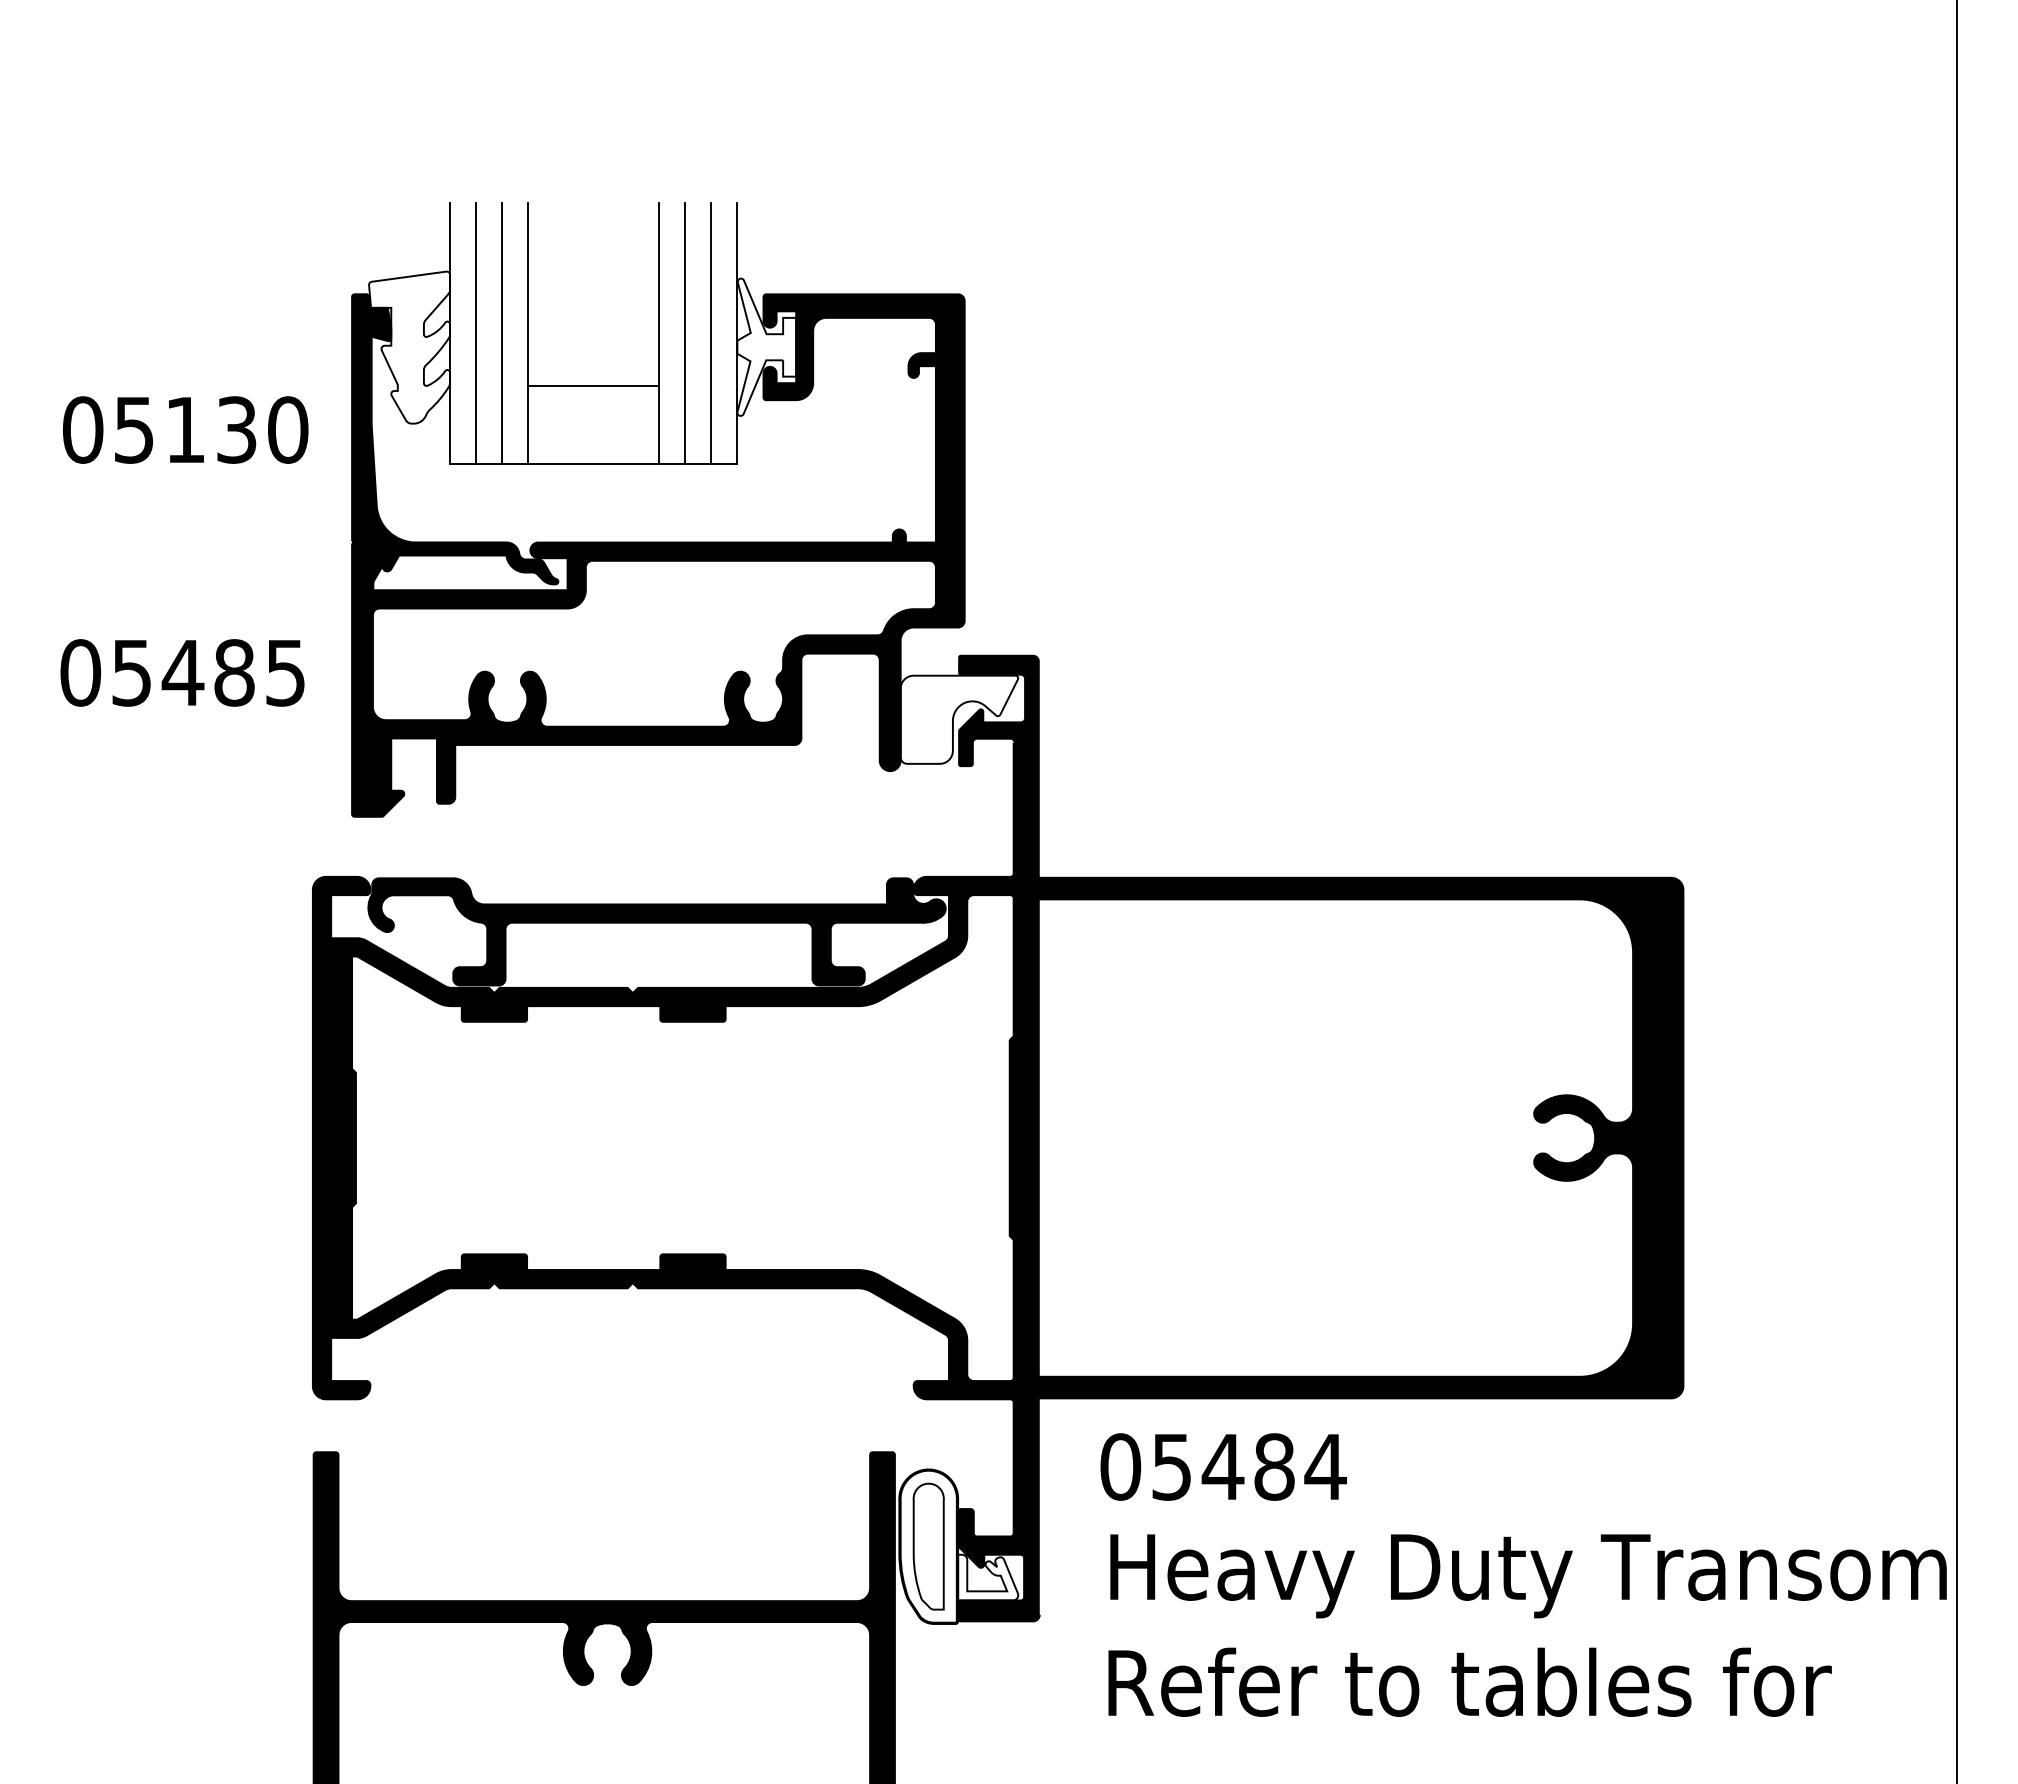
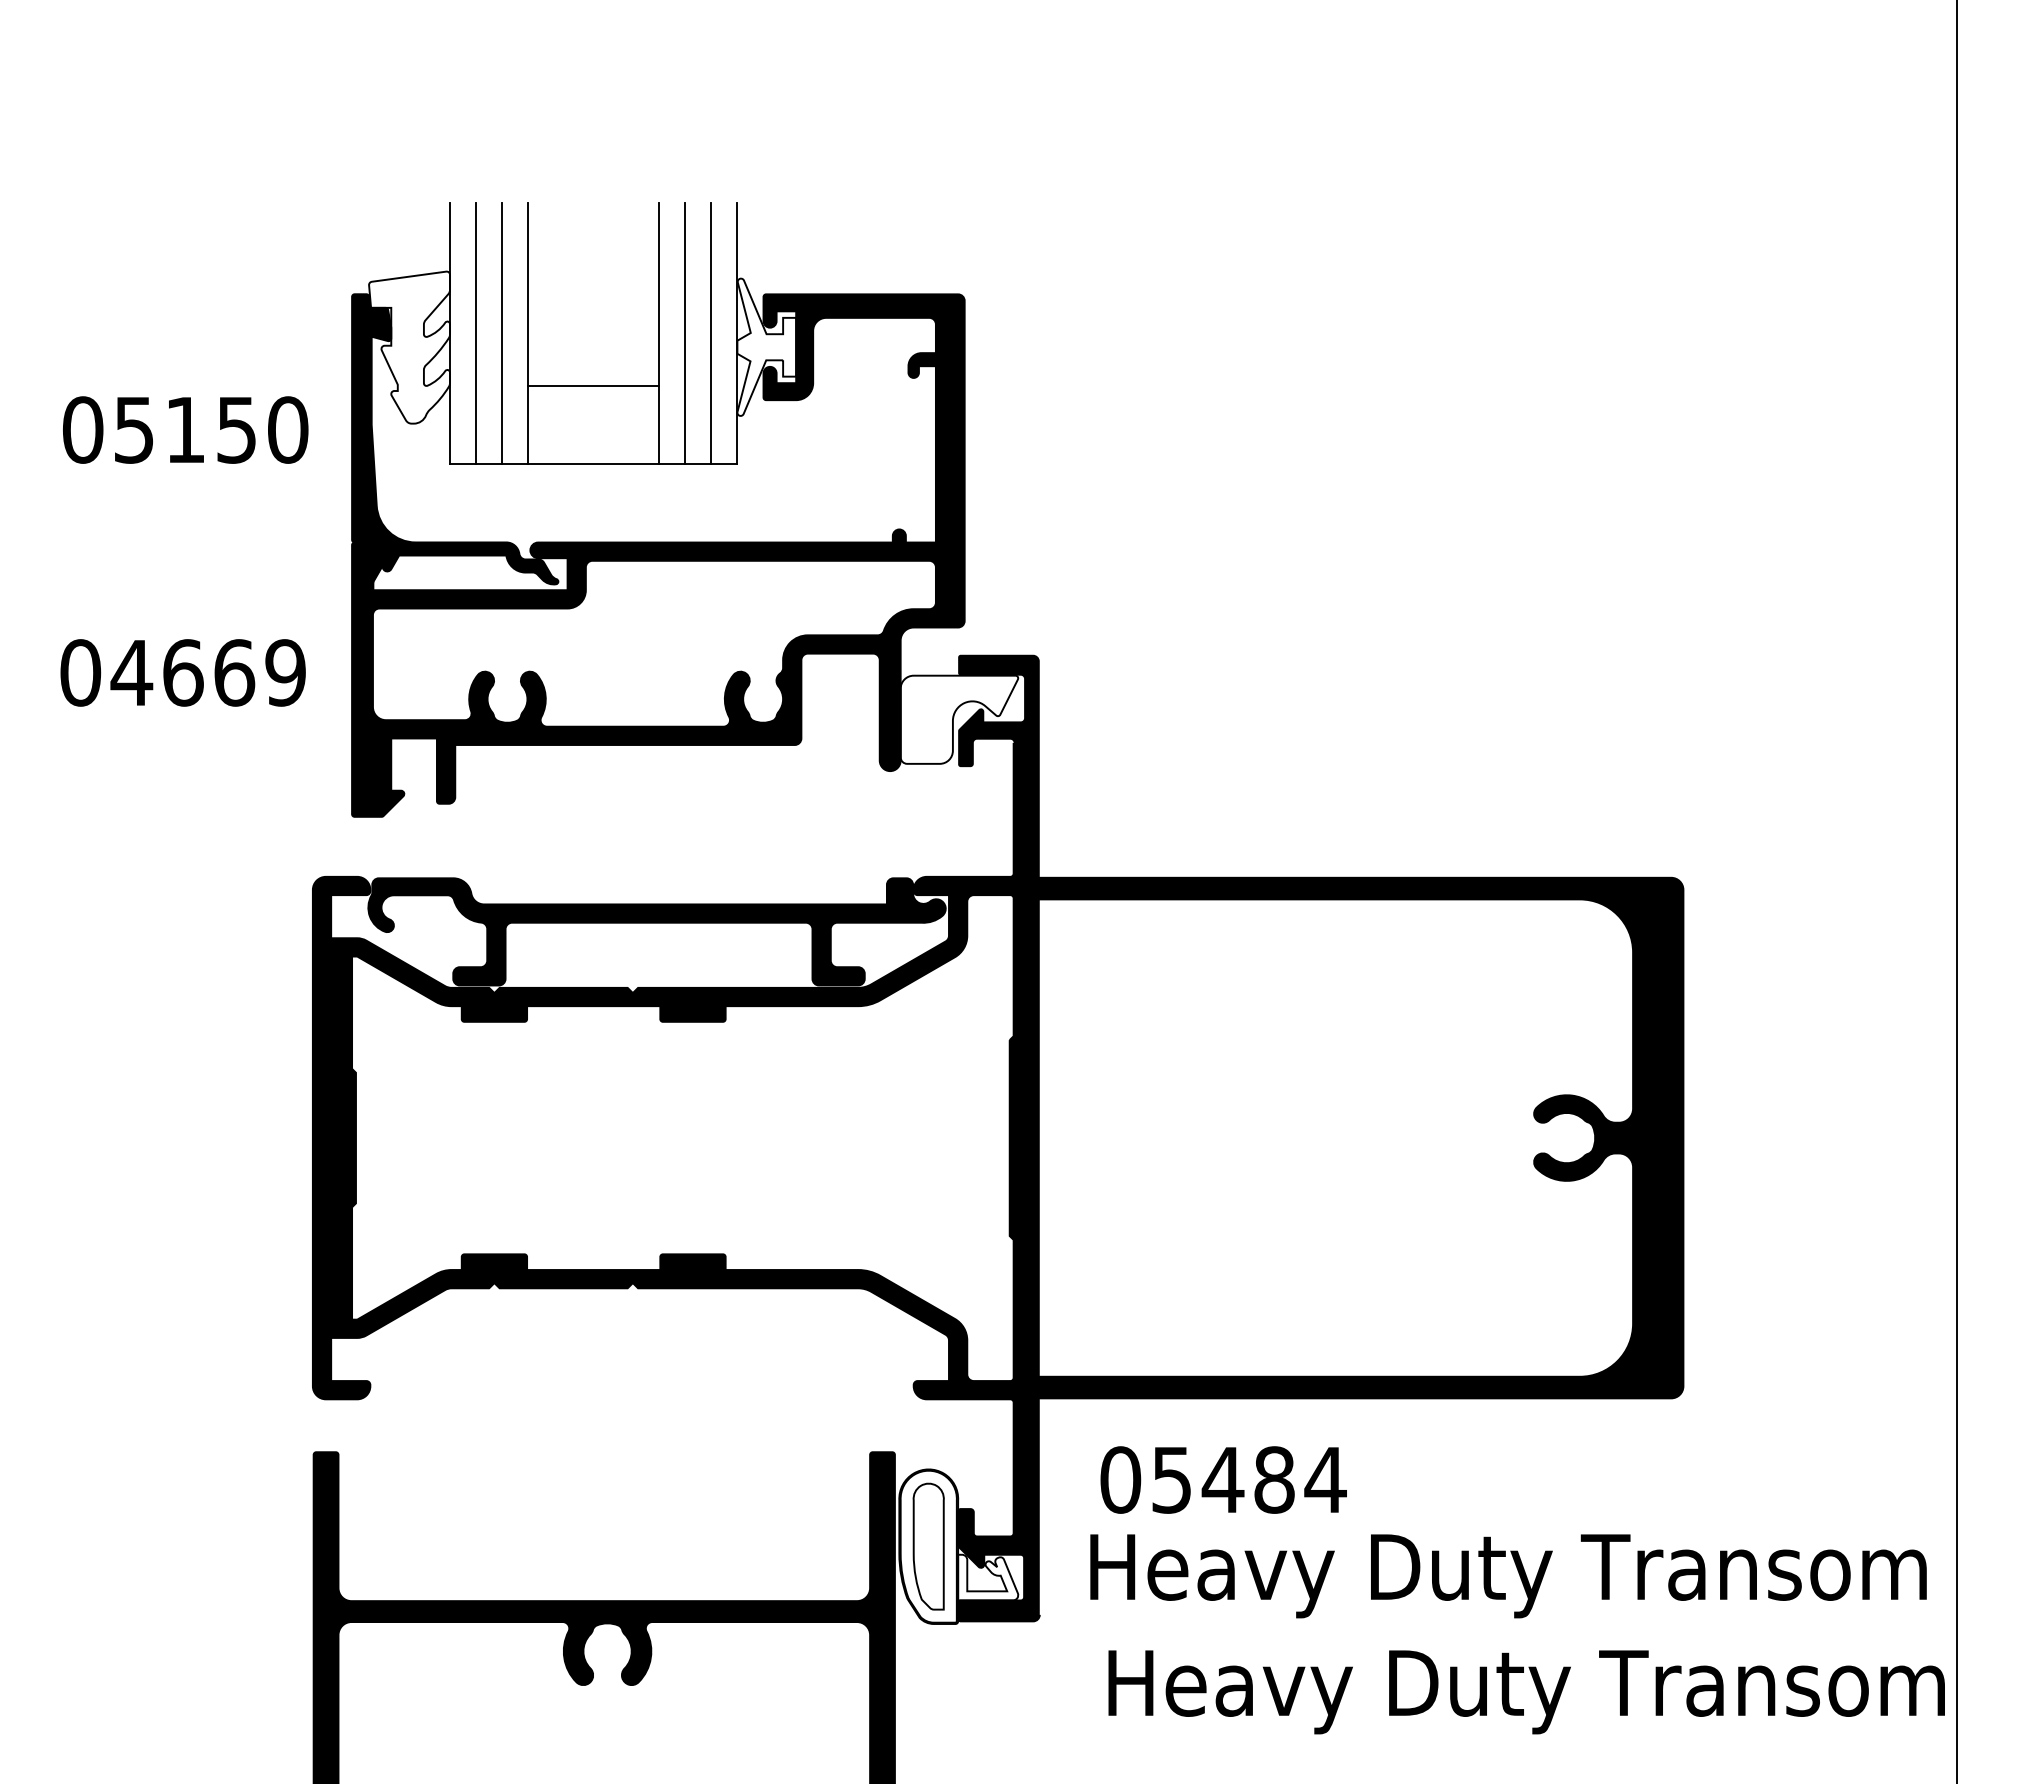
text: 05130 -> 05150 (237, 429)
text: 05485 -> 04669 (207, 672)
text position: (1223, 1466) -> (1223, 1479) (1223, 1479)
text position: (1528, 1576) -> (1508, 1576) (1508, 1576)
text: Refer to tables for -> Heavy Duty Transom (1530, 1690)
